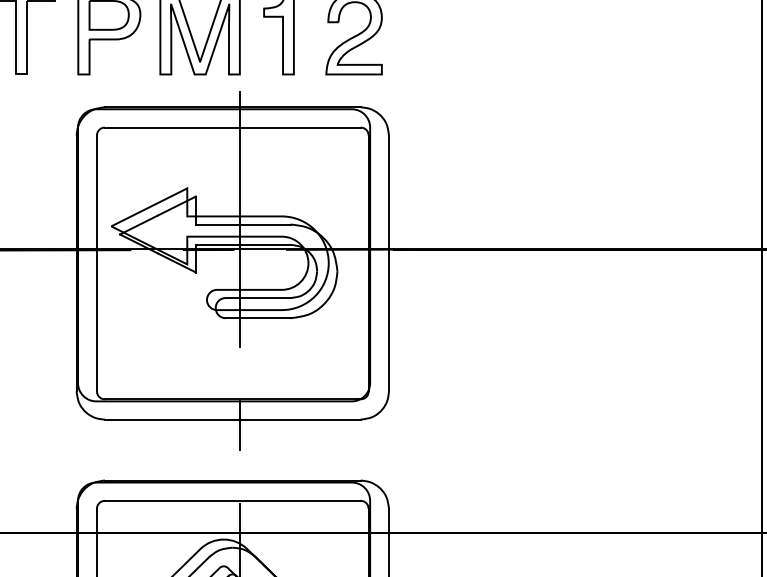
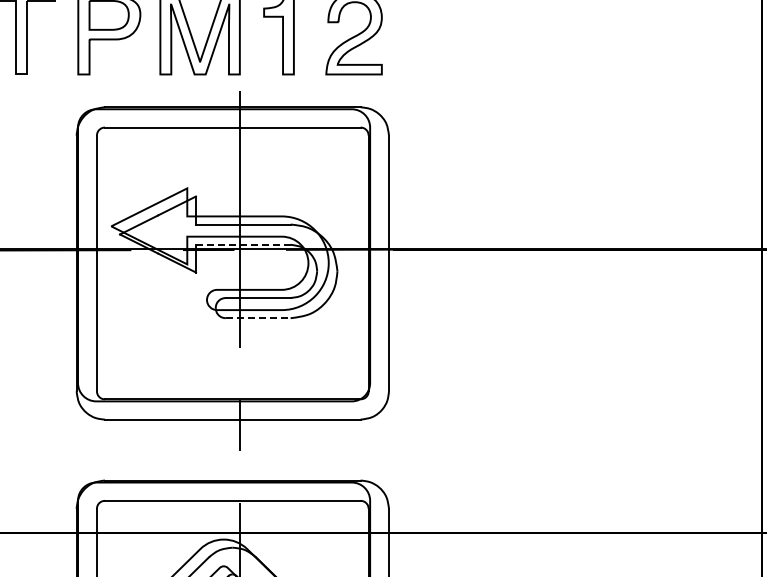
line: solid -> dashed (243, 244)
line: solid -> dashed (258, 318)
